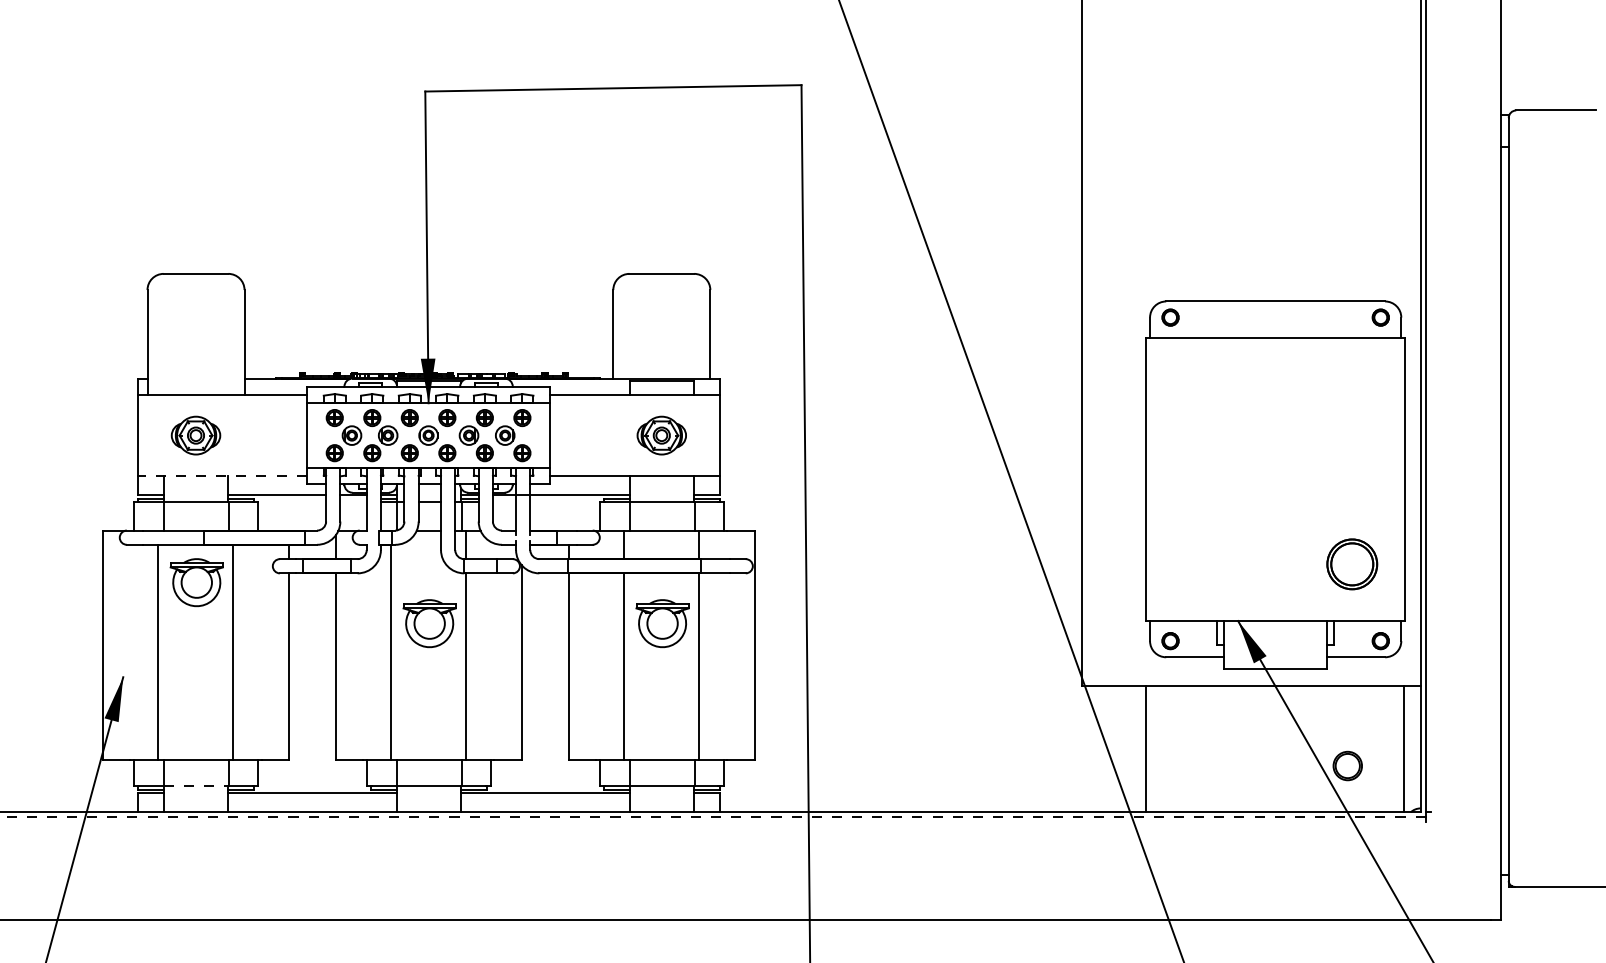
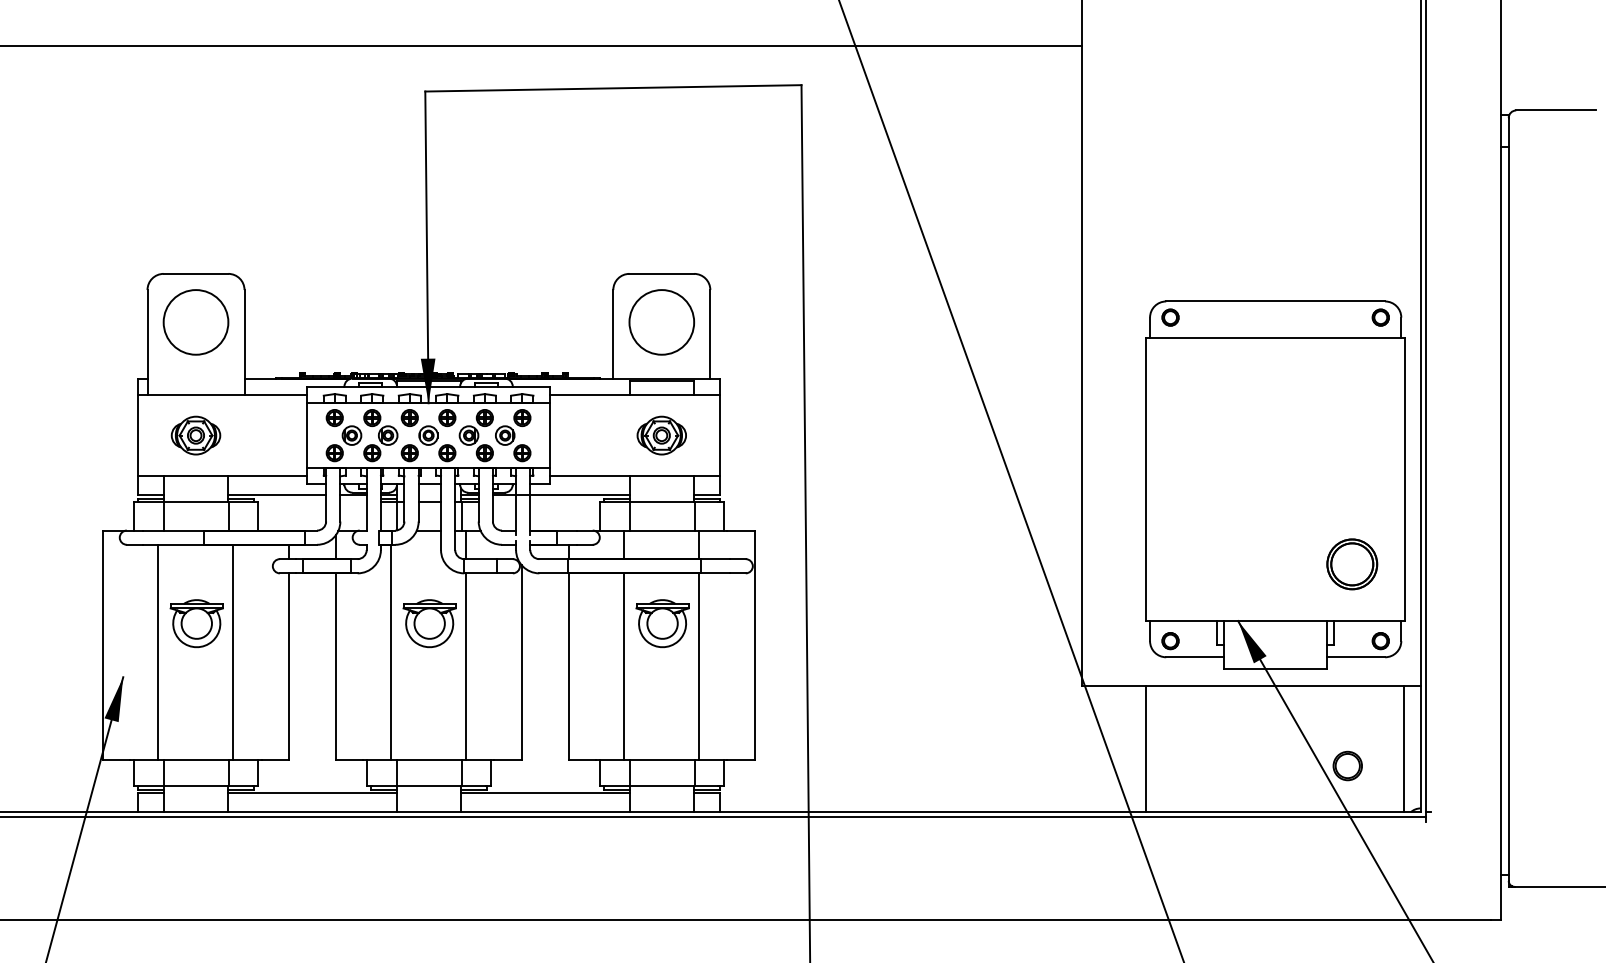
line: none -> present (541, 46)
circle: none -> present (195, 322)
circle: none -> present (661, 322)
line: dashed -> solid (221, 476)
part position: (196, 582) -> (196, 623) (196, 623)
line: dashed -> solid (196, 785)
line: dashed -> solid (712, 817)
